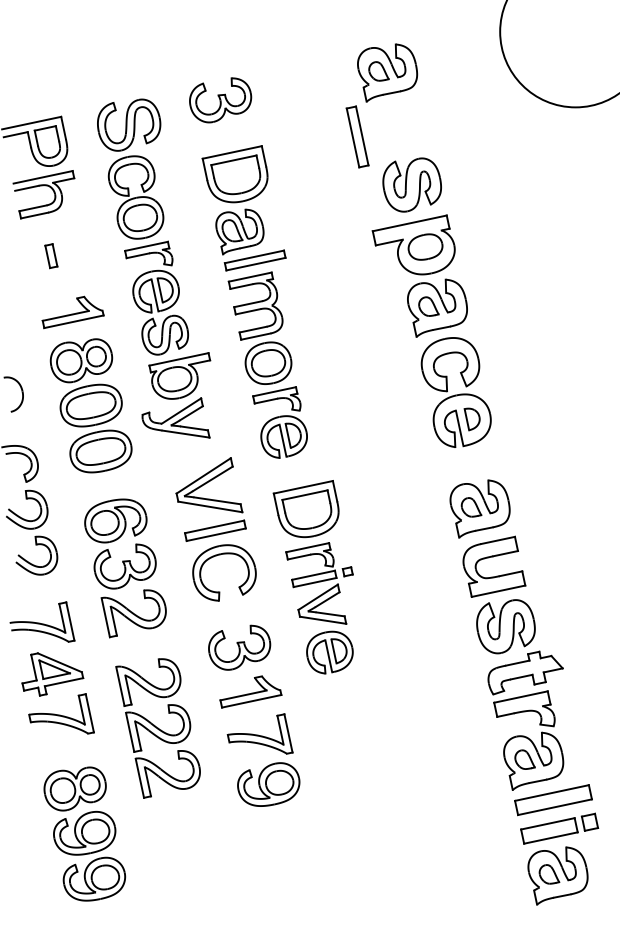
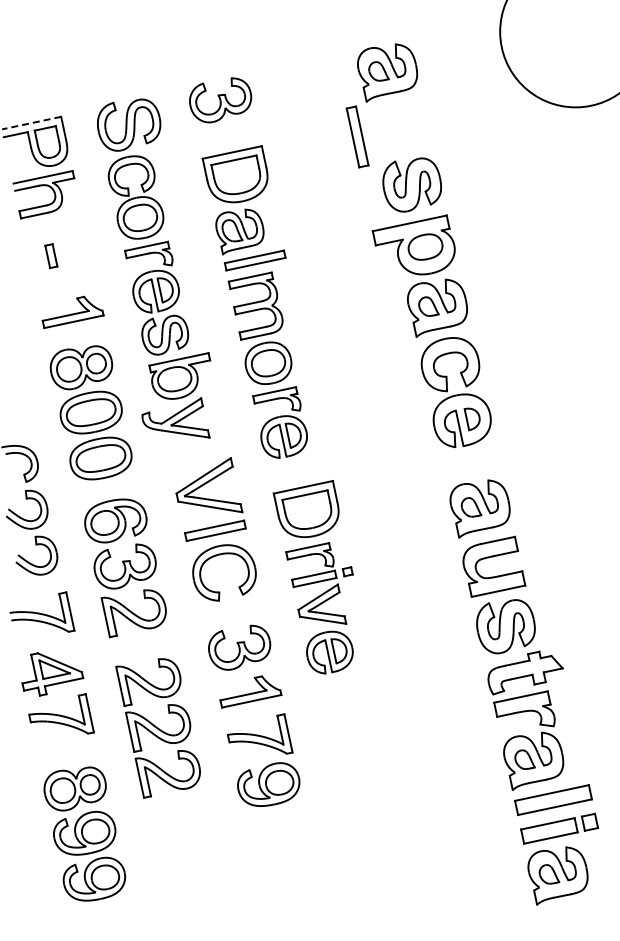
line: solid -> dashed (31, 123)
part: present -> none (21, 392)
part position: (90, 405) -> (90, 412) (90, 412)
part position: (42, 621) -> (42, 611) (42, 611)
